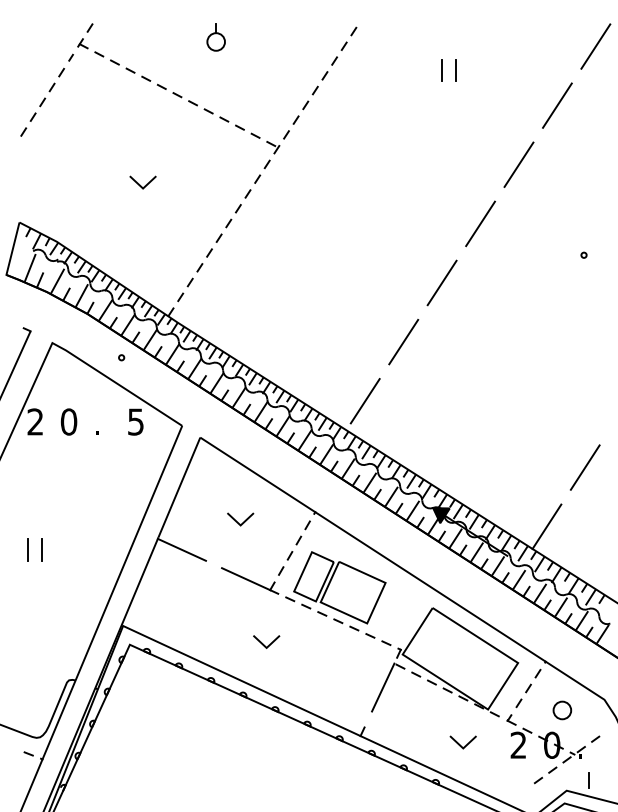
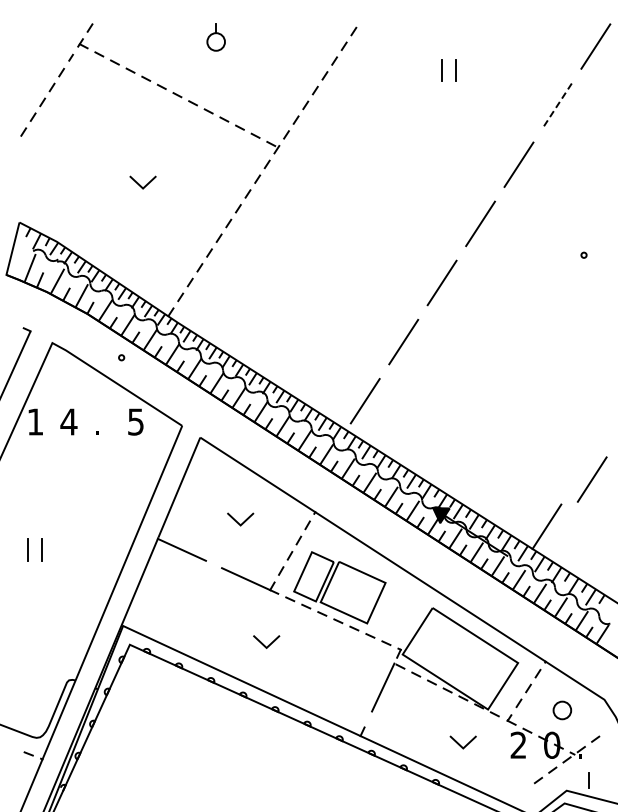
line: solid -> dashed (557, 106)
text: 2 -> 1 (34, 421)
text: 0 -> 4 (68, 421)
line position: (585, 467) -> (592, 479) (592, 479)
